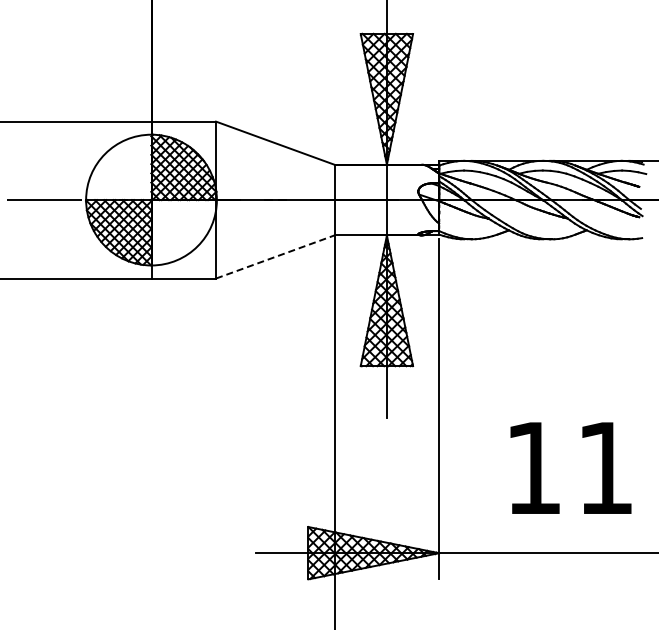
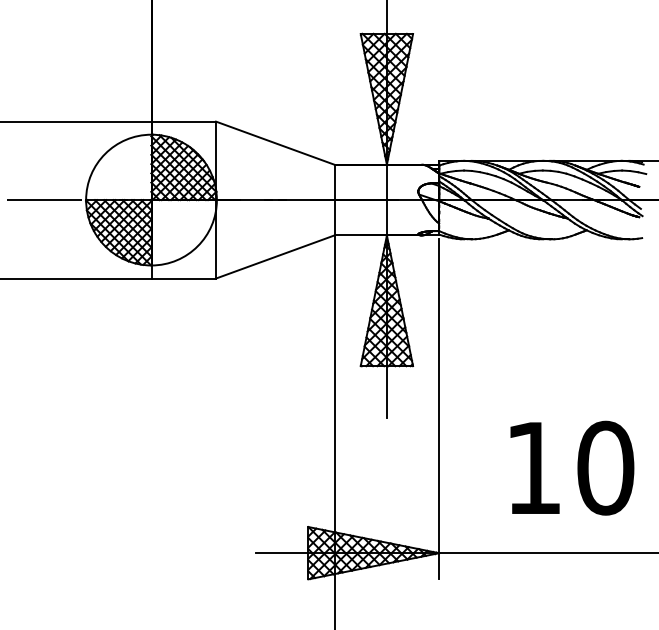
line: dashed -> solid (275, 256)
text: 11 -> 10 (605, 467)
